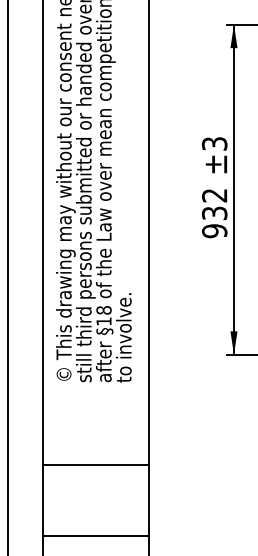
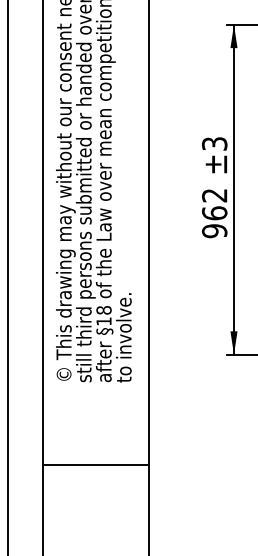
text: 932 -> 962 (214, 213)
line: present -> none (96, 535)
